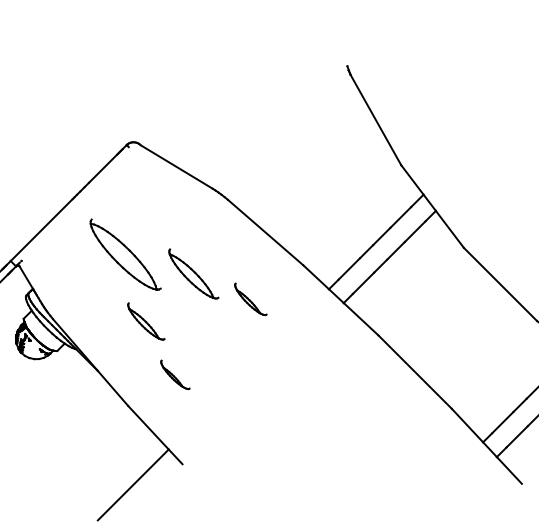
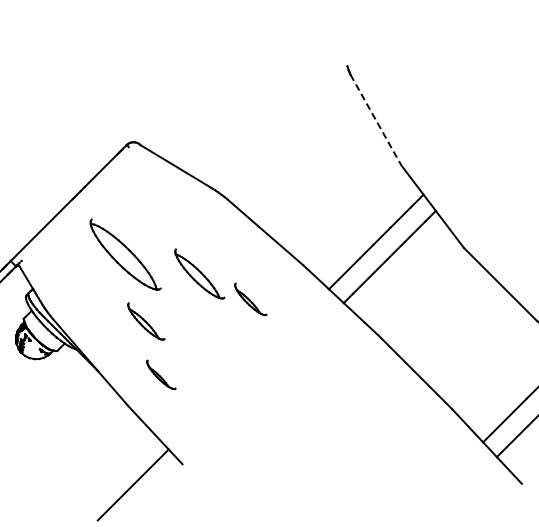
line: solid -> dashed (375, 120)
part position: (193, 273) -> (199, 273) (199, 273)
part position: (175, 374) -> (161, 374) (161, 374)
